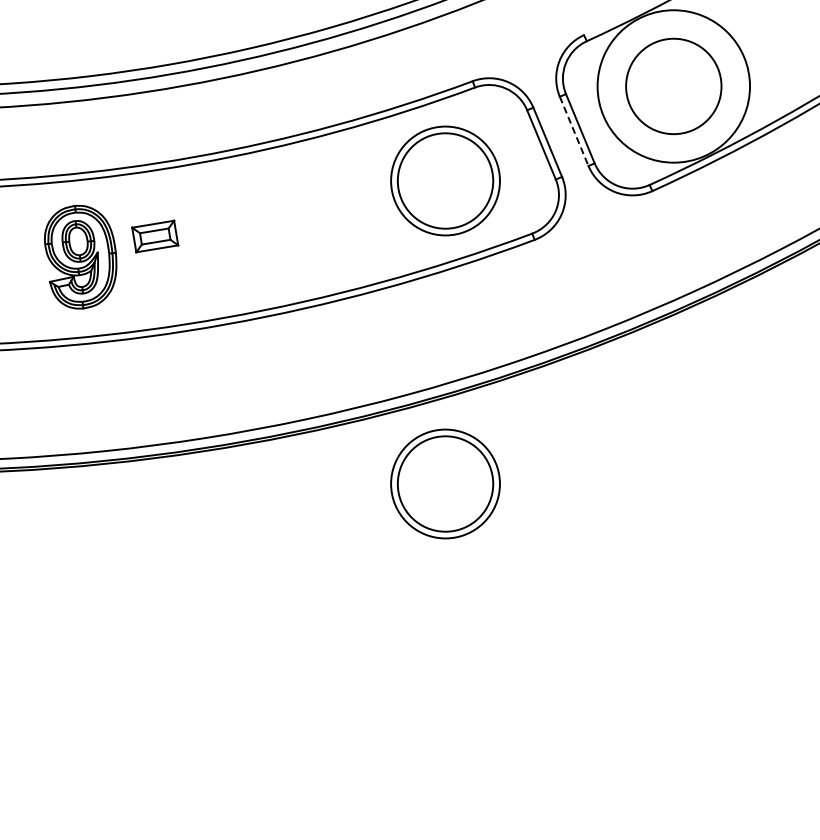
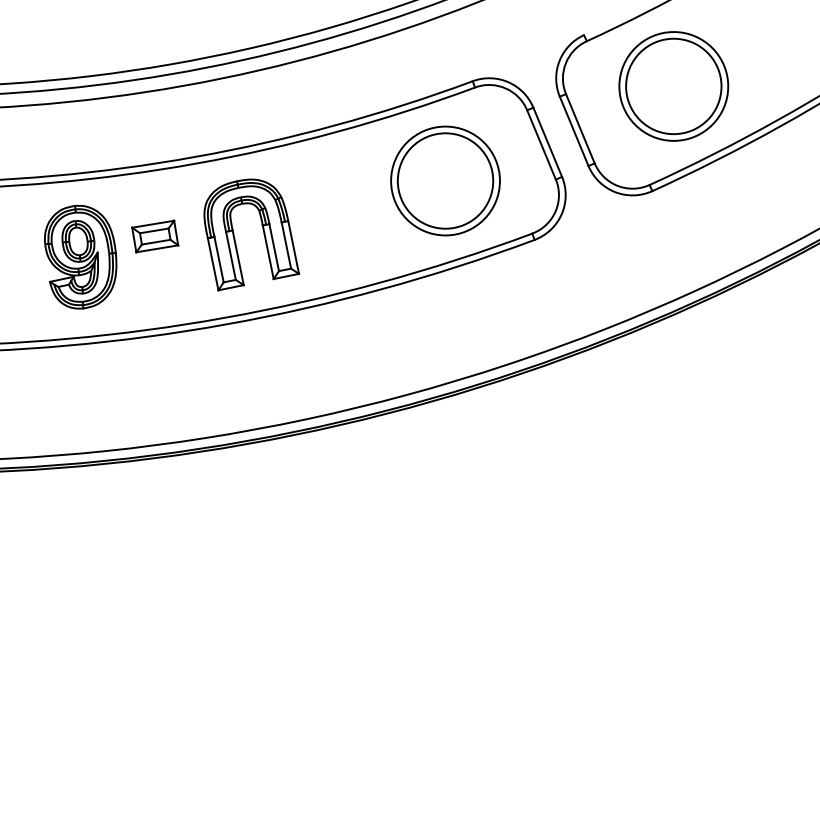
circle diameter: 152 px -> 109 px (673, 86)
line: dashed -> solid (574, 131)
part: none -> present (262, 230)
part: present -> none (445, 483)
